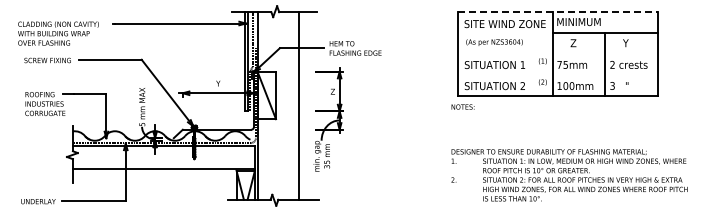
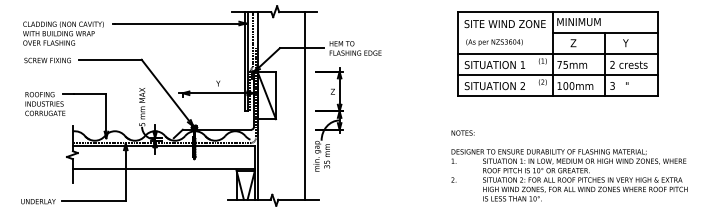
line: dashed -> solid (558, 12)
text position: (58, 33) -> (63, 33) (63, 33)
line: none -> present (557, 54)
line: none -> present (557, 75)
line position: (298, 105) -> (304, 105) (304, 105)
text position: (462, 106) -> (462, 132) (462, 132)
